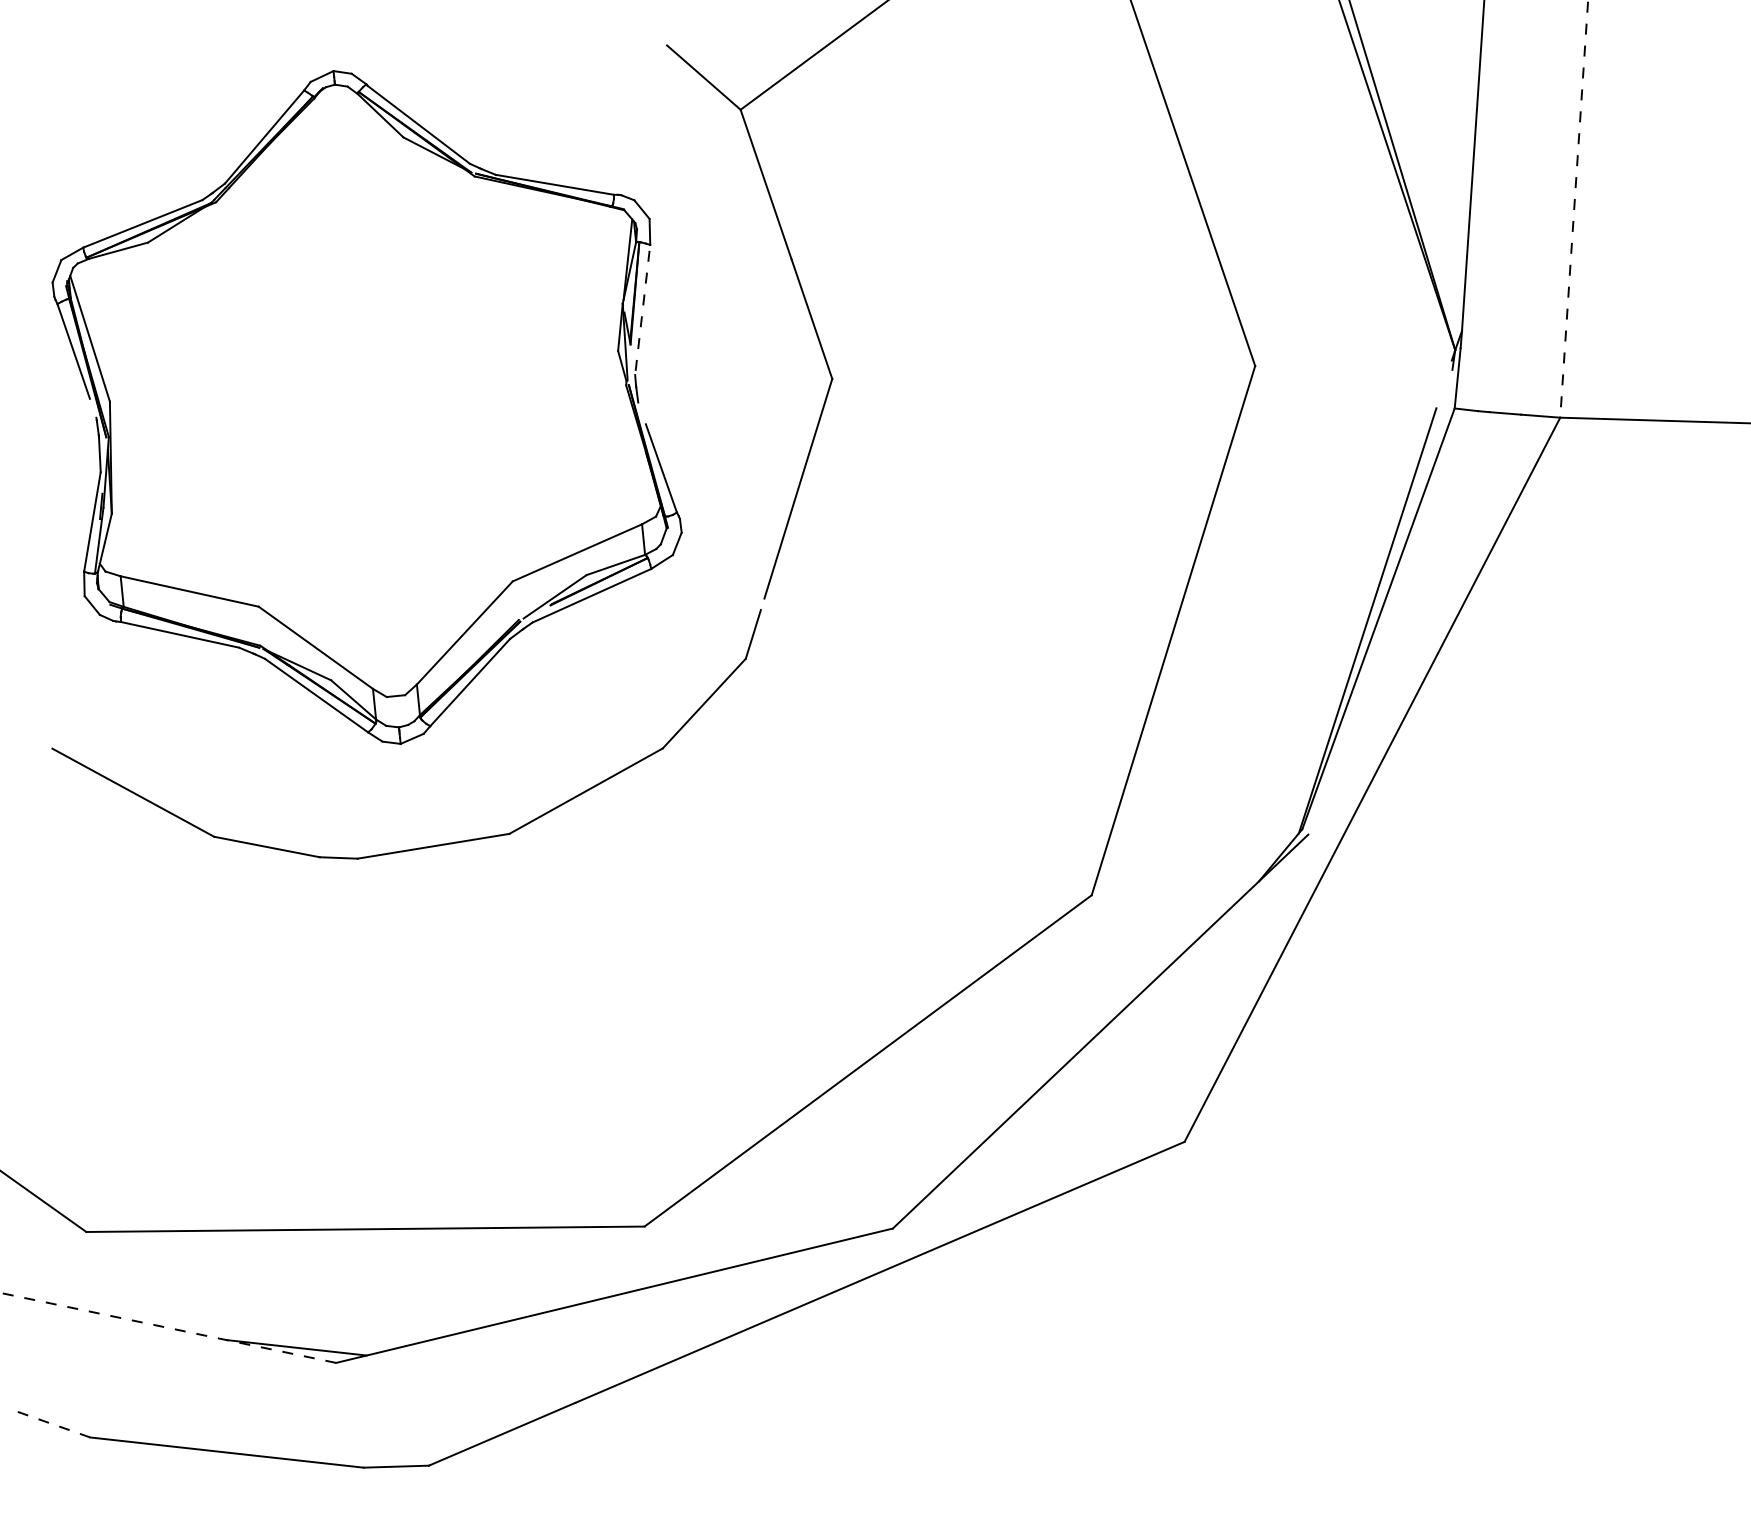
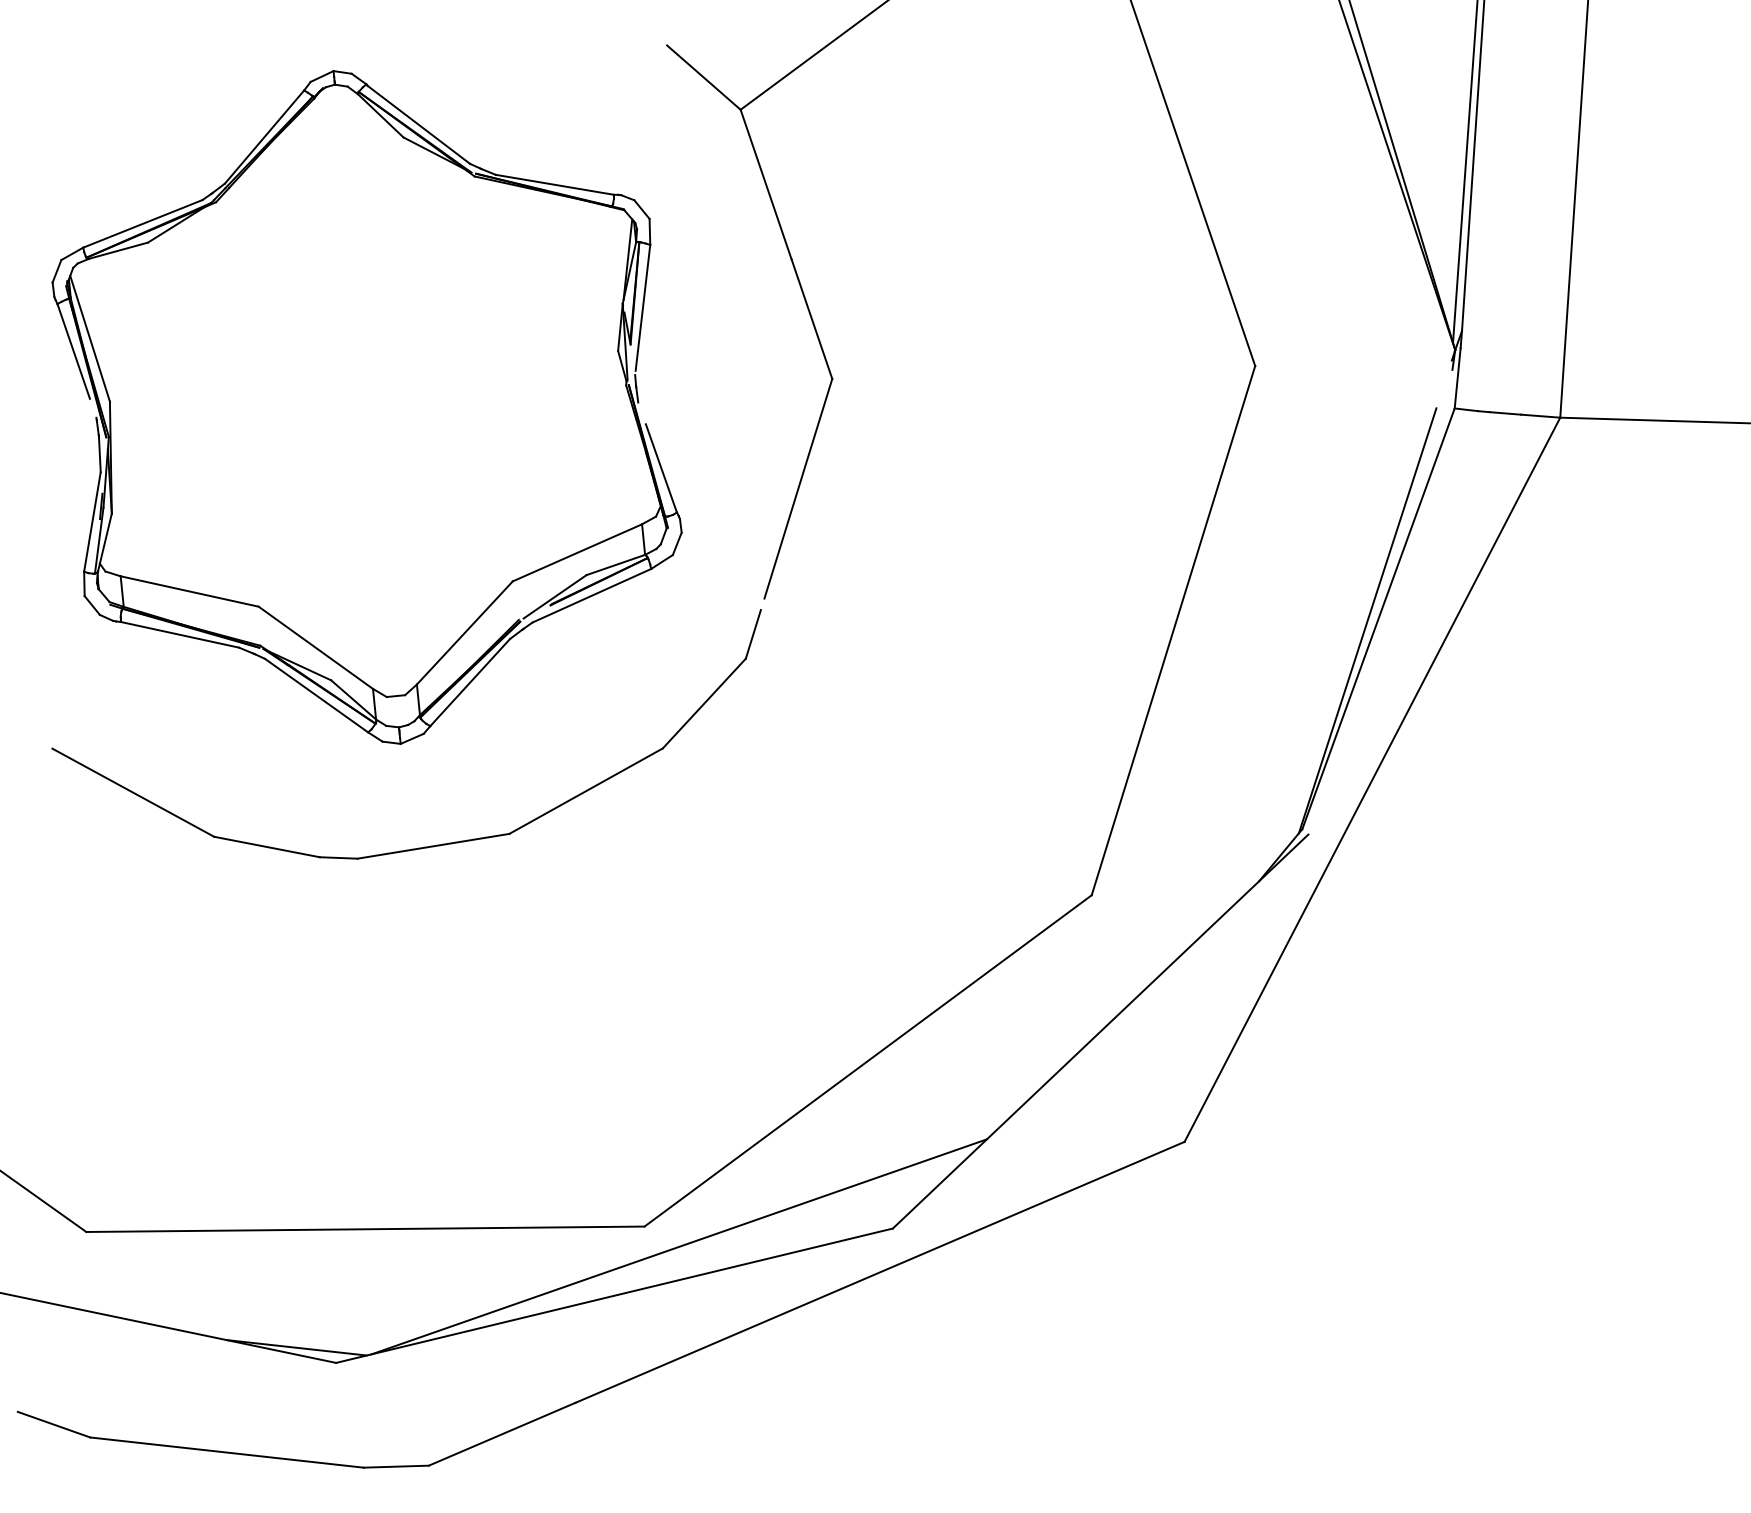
line: none -> present (1465, 172)
line: dashed -> solid (1574, 209)
line: dashed -> solid (643, 307)
line: none -> present (678, 1246)
line: dashed -> solid (167, 1327)
line: dashed -> solid (54, 1424)
